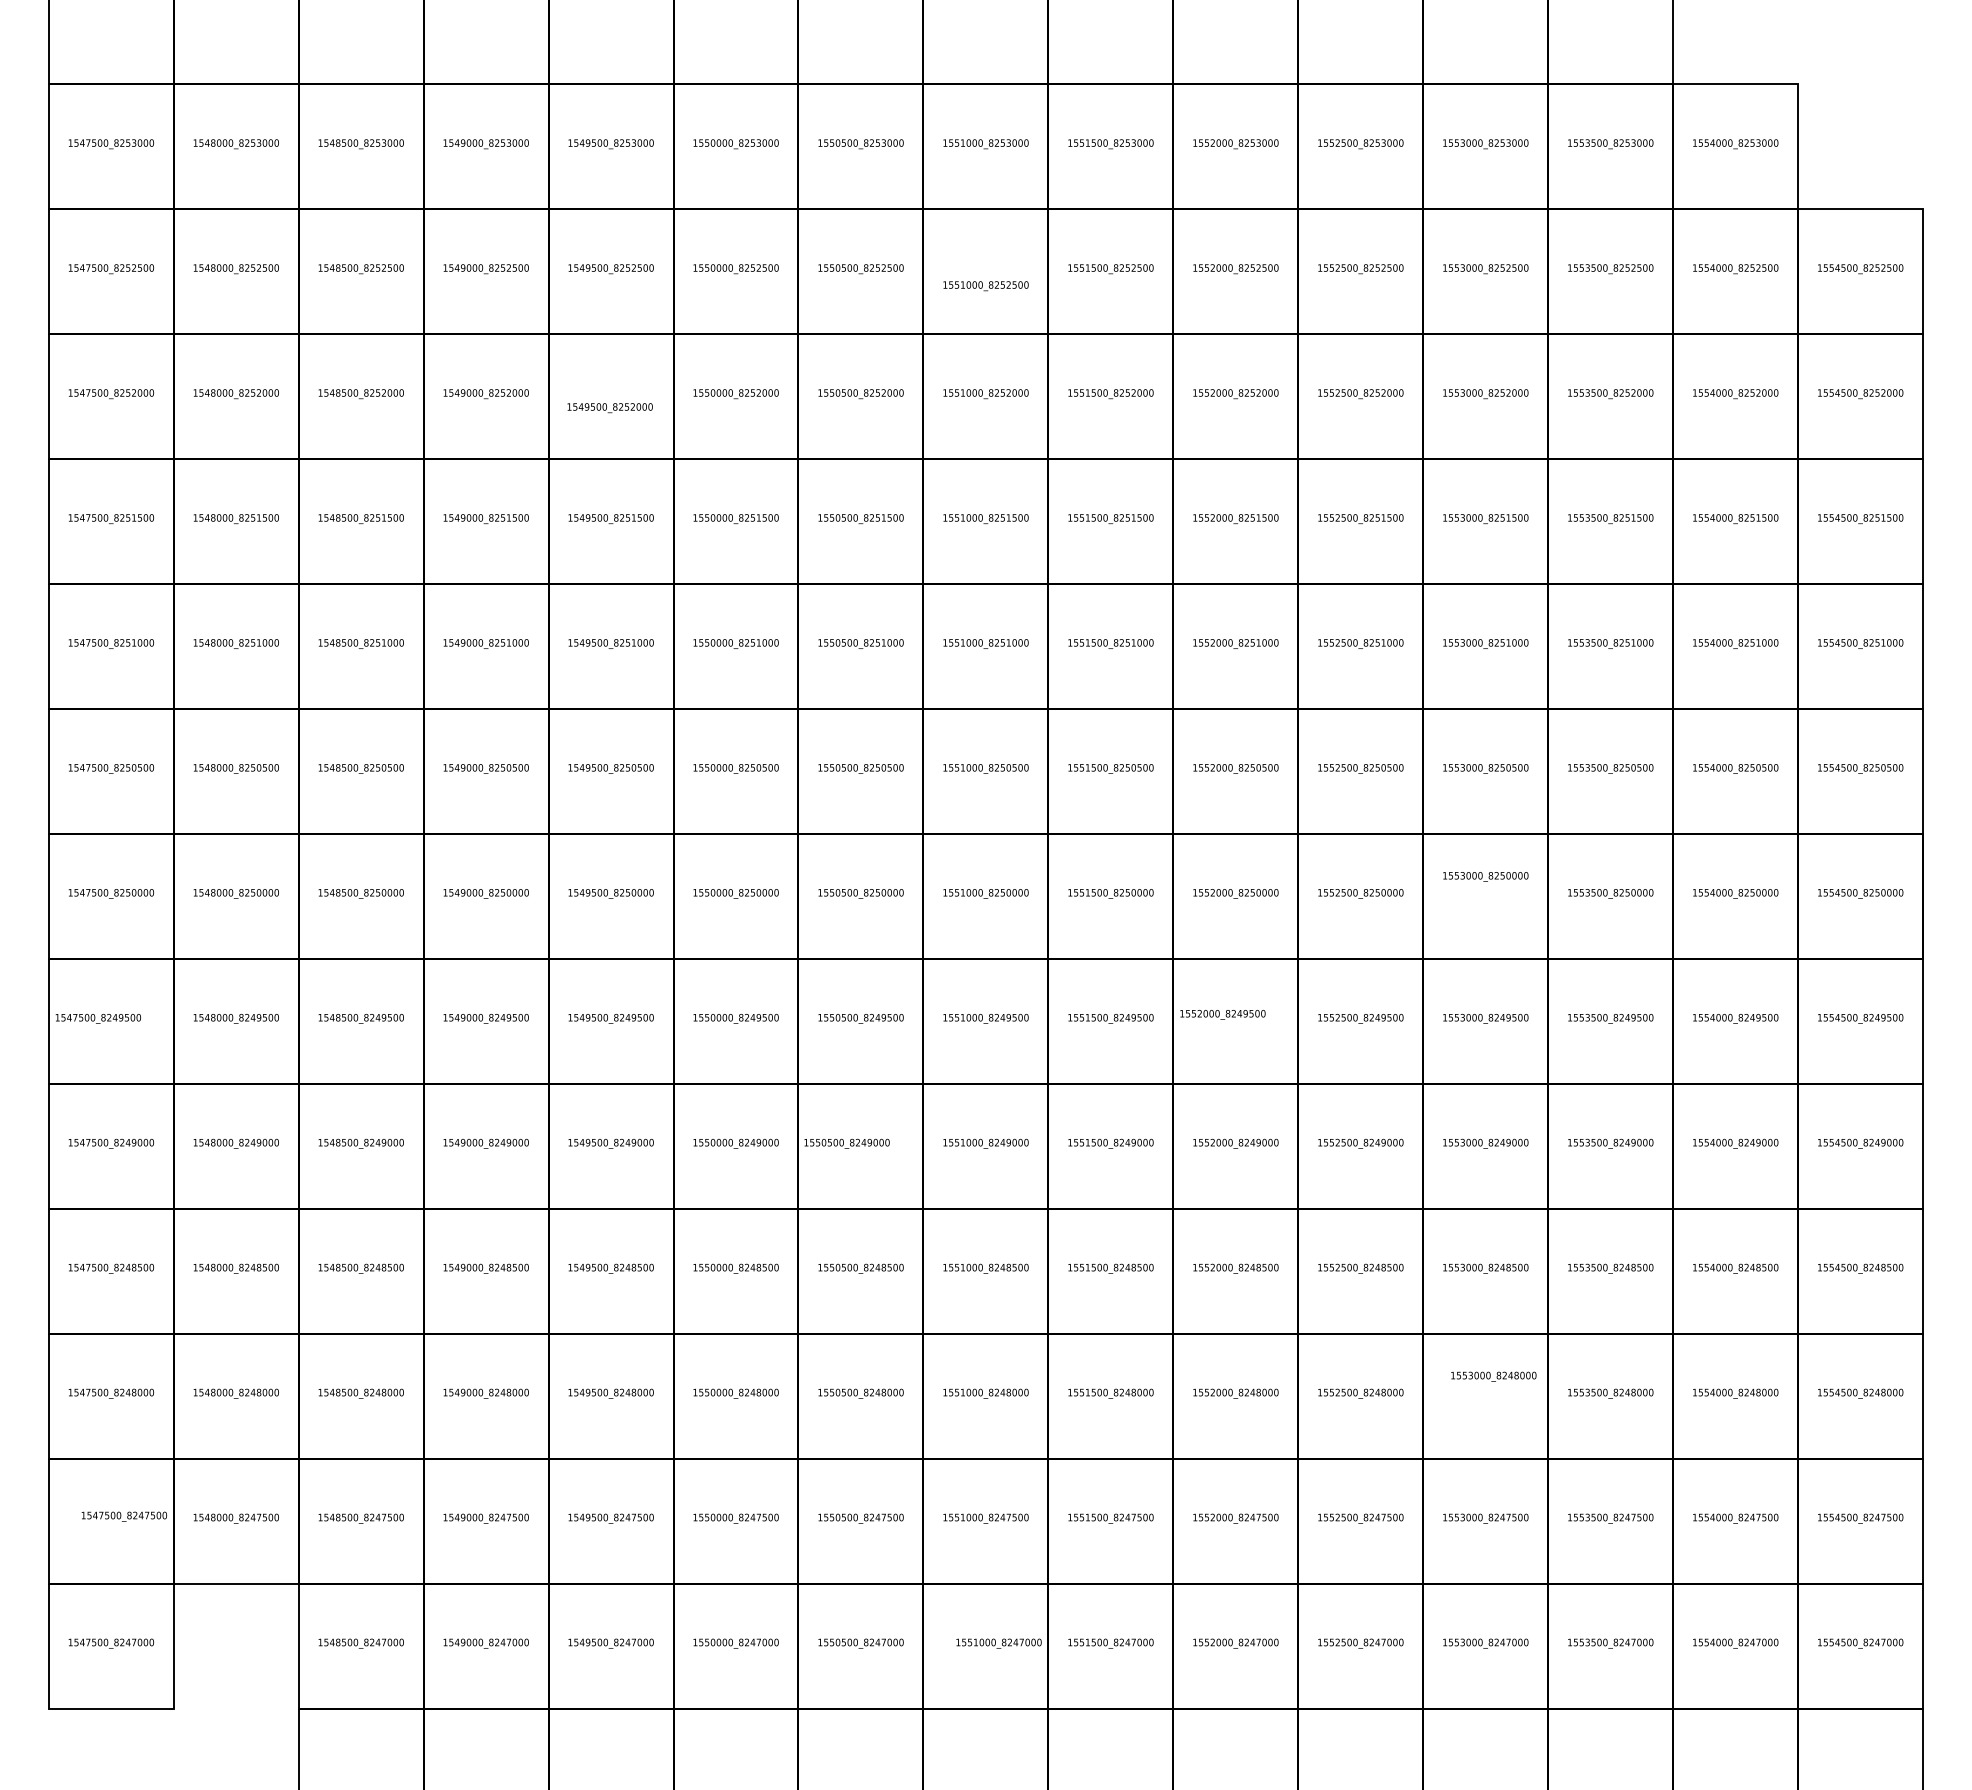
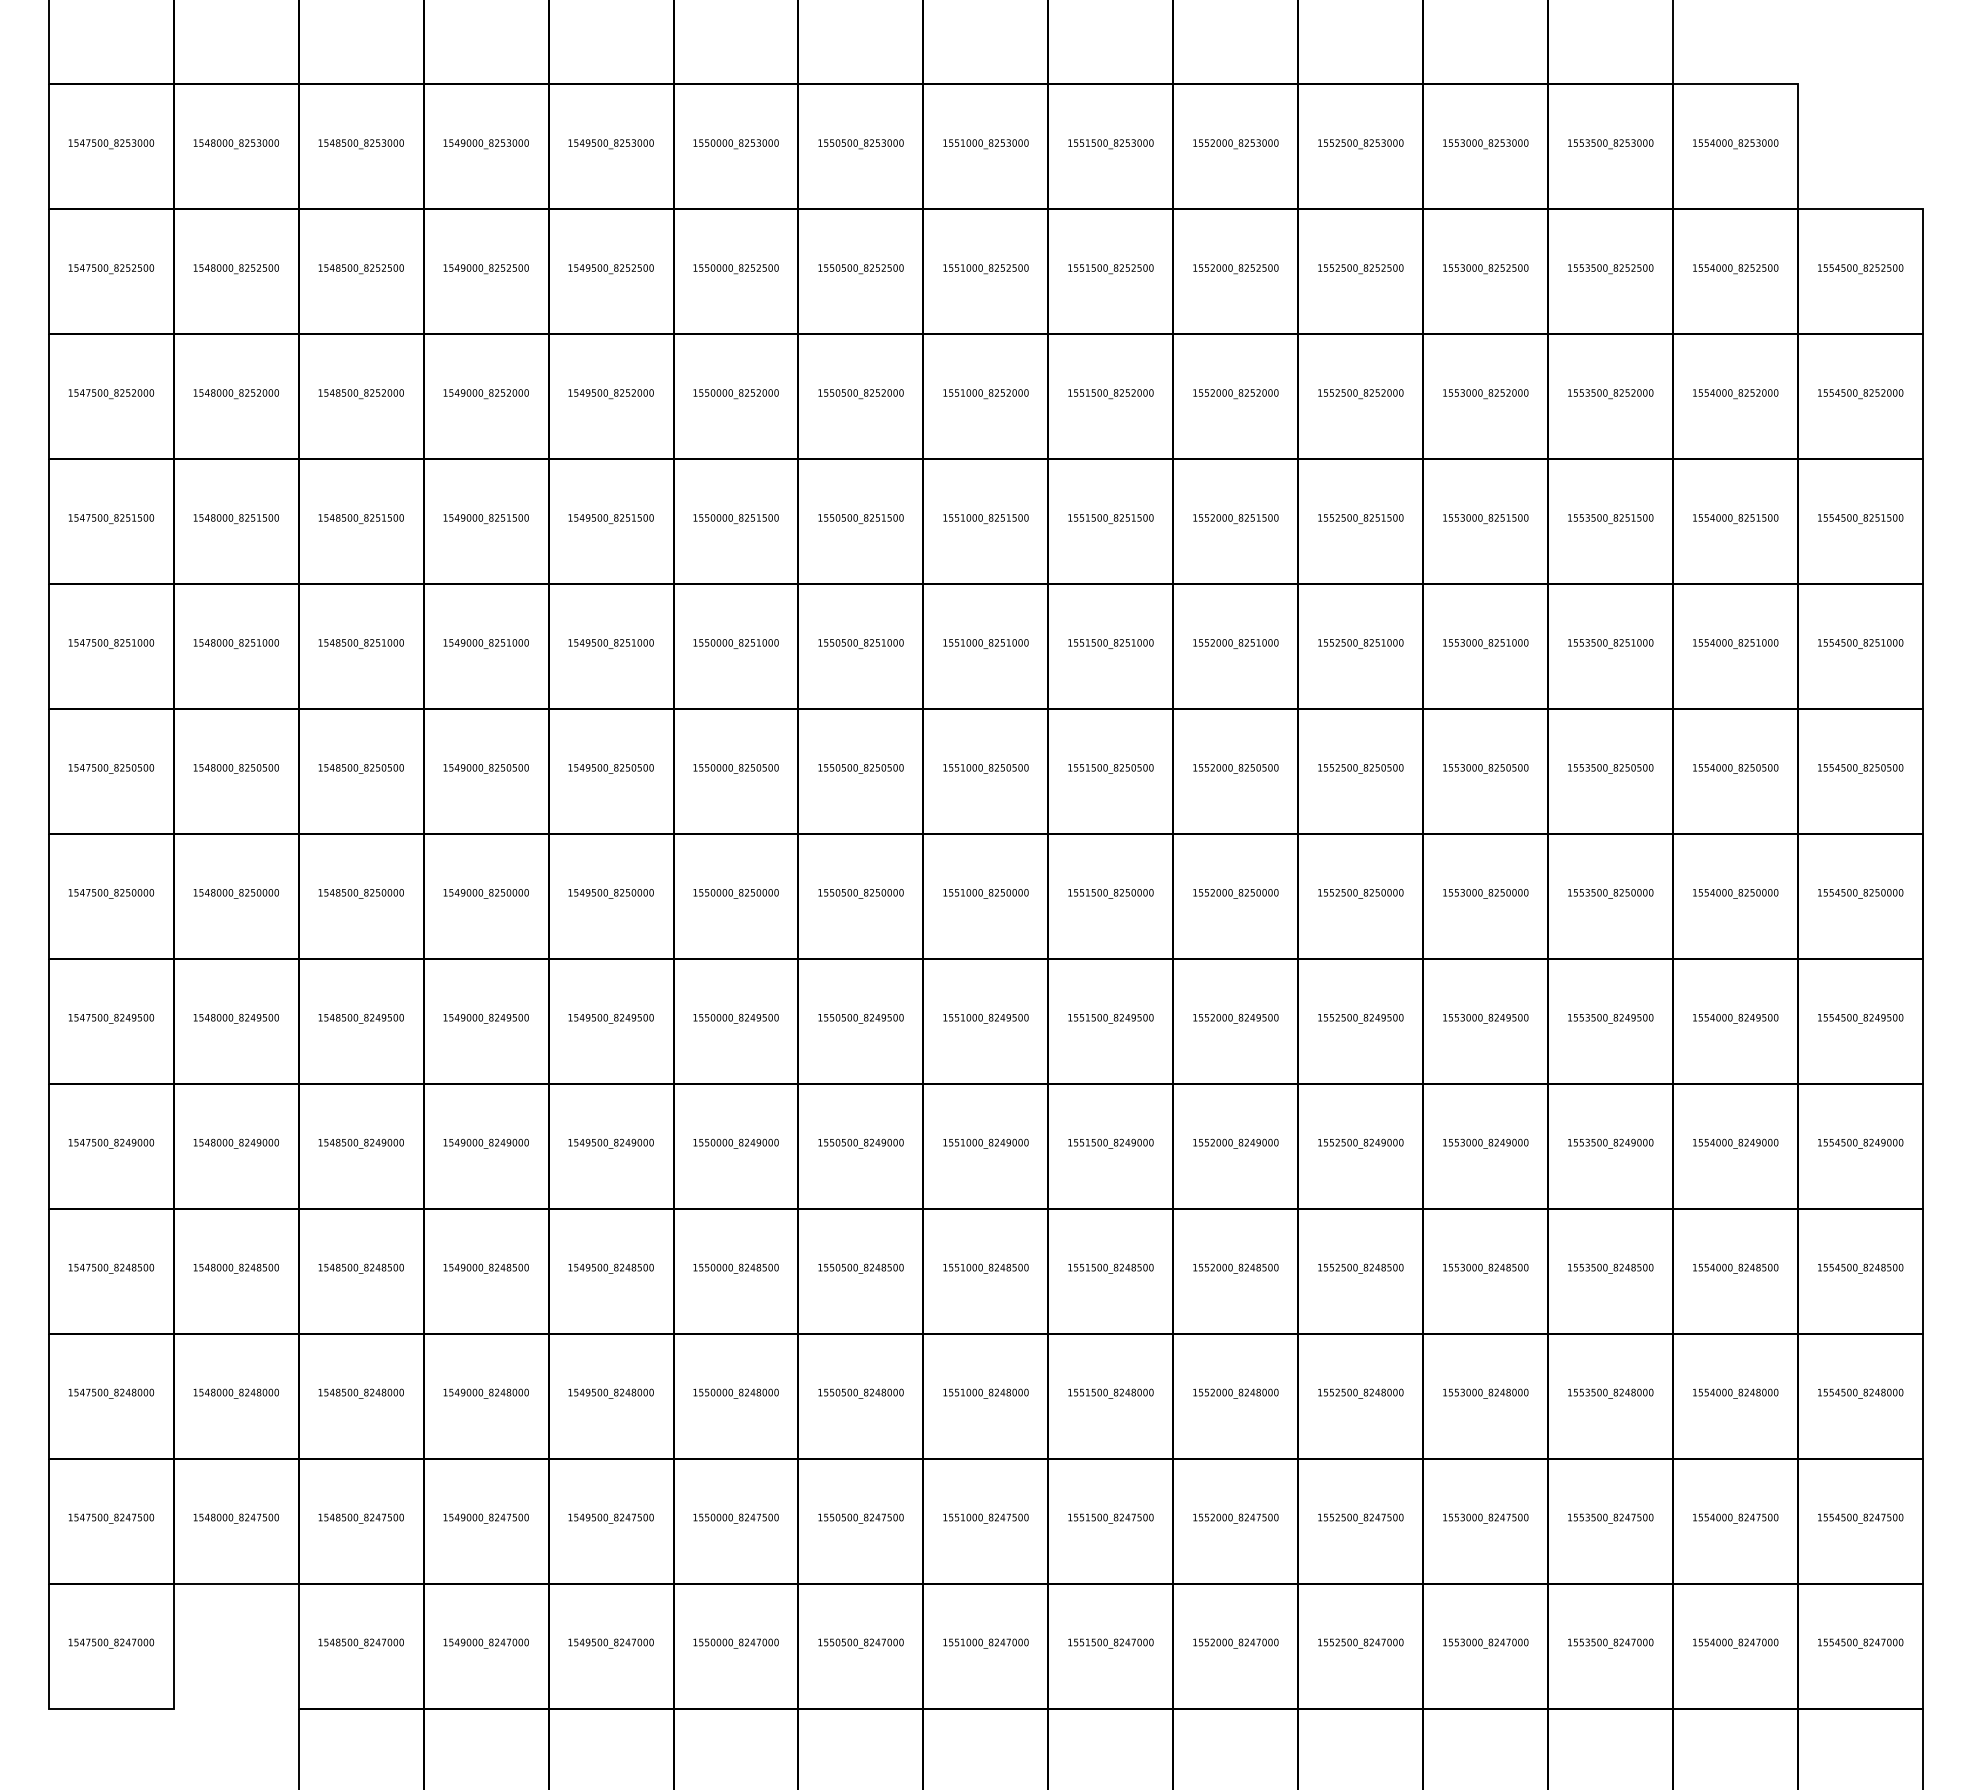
text position: (985, 286) -> (985, 269) (985, 269)
text position: (609, 408) -> (610, 394) (610, 394)
text position: (1485, 876) -> (1485, 893) (1485, 893)
text position: (1222, 1014) -> (1235, 1018) (1235, 1018)
text position: (97, 1018) -> (110, 1018) (110, 1018)
text position: (846, 1143) -> (860, 1143) (860, 1143)
text position: (1493, 1376) -> (1485, 1393) (1485, 1393)
text position: (123, 1516) -> (110, 1518) (110, 1518)
text position: (998, 1643) -> (985, 1643) (985, 1643)
